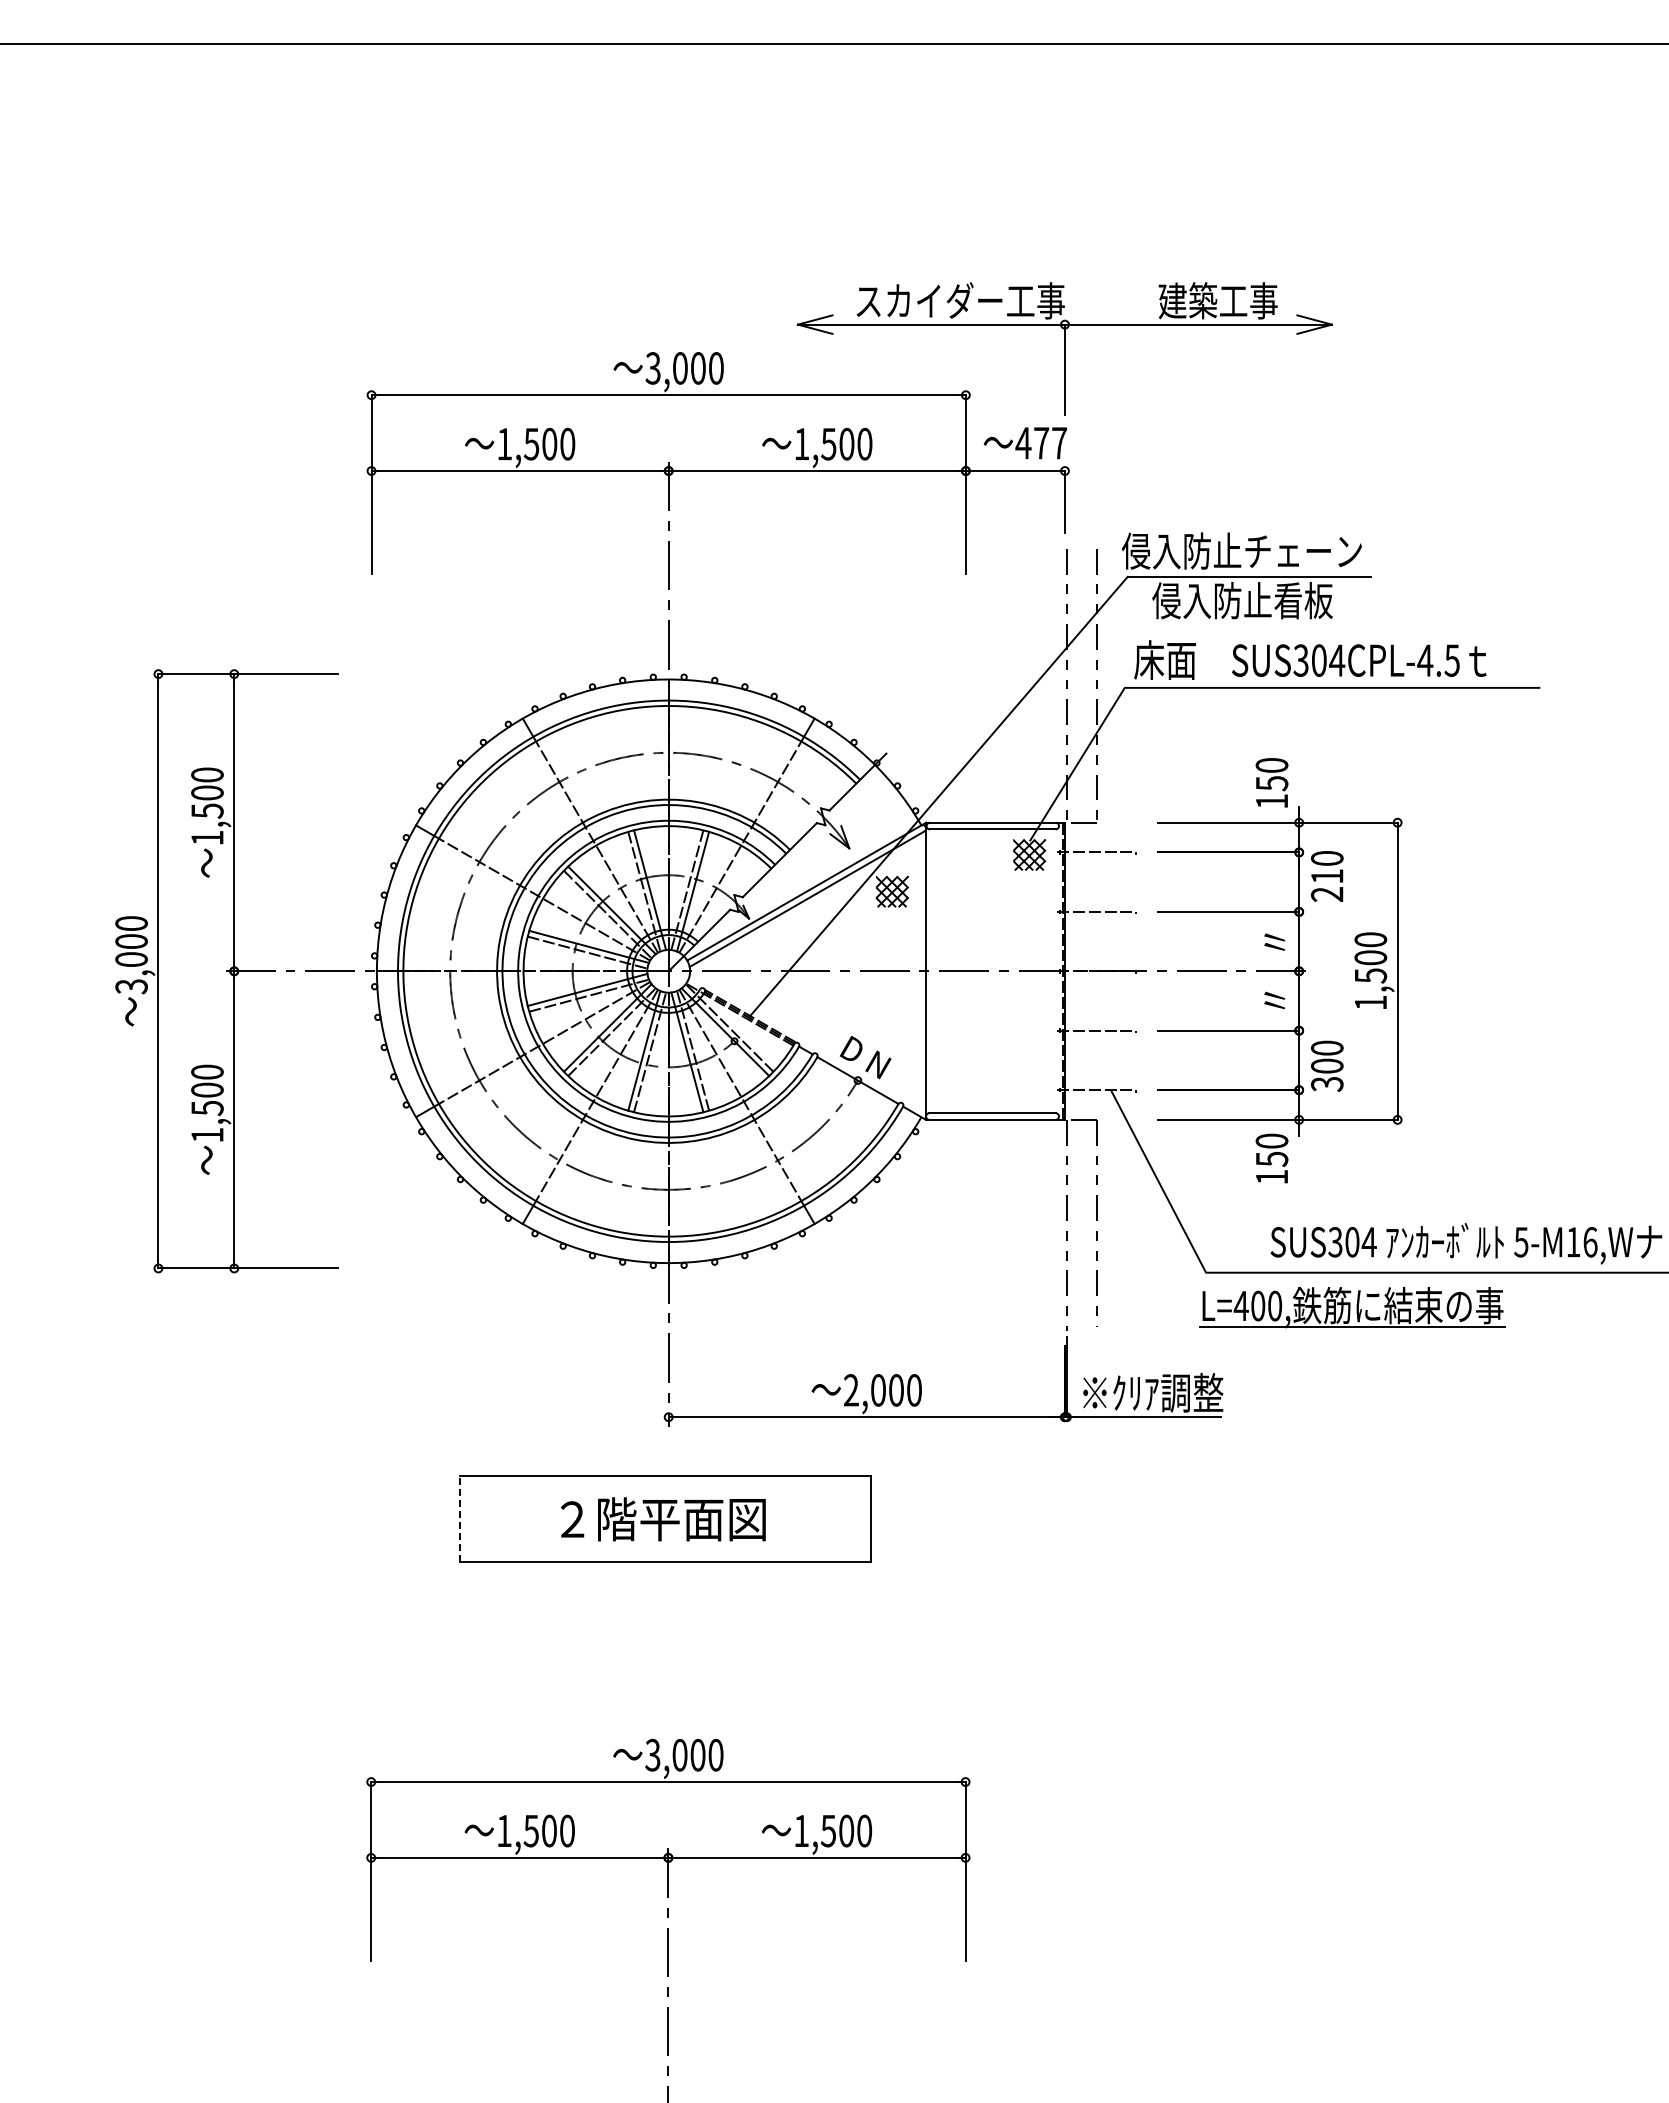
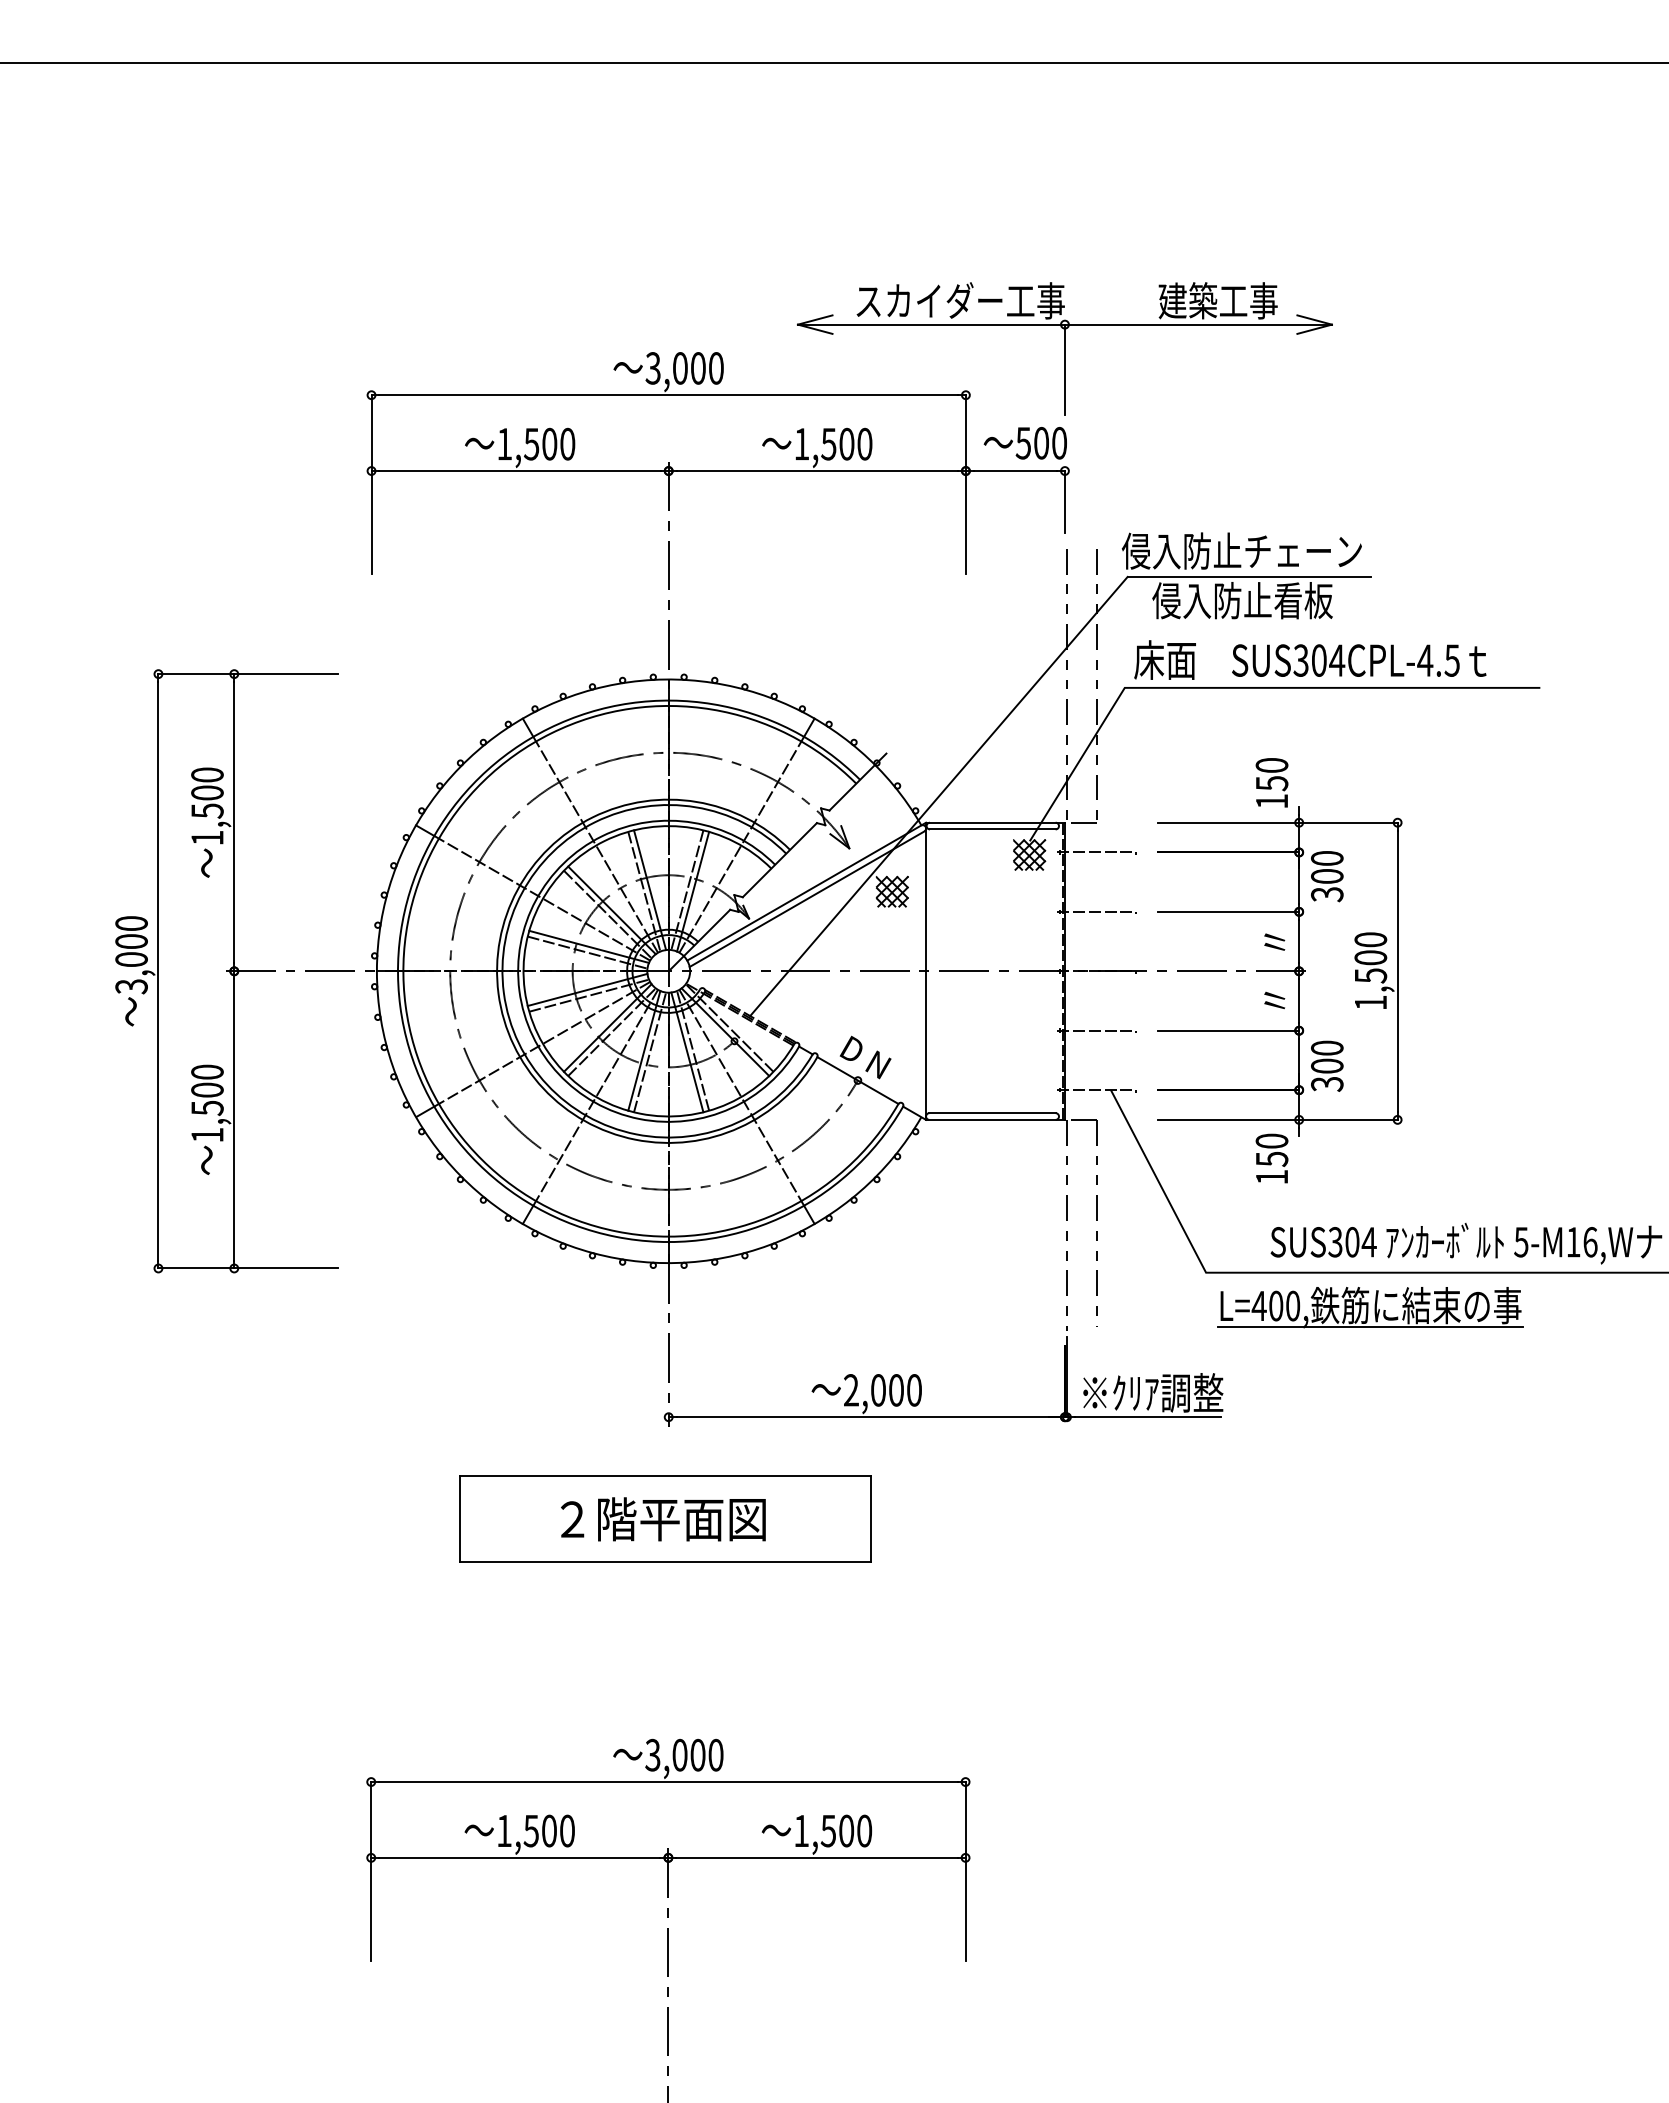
line position: (833, 44) -> (833, 63) (833, 63)
text: 477 -> 500 (1041, 442)
text: 210 -> 300 (1327, 885)
part position: (1352, 1307) -> (1370, 1307) (1370, 1307)
line: dashed -> solid (459, 1518)
